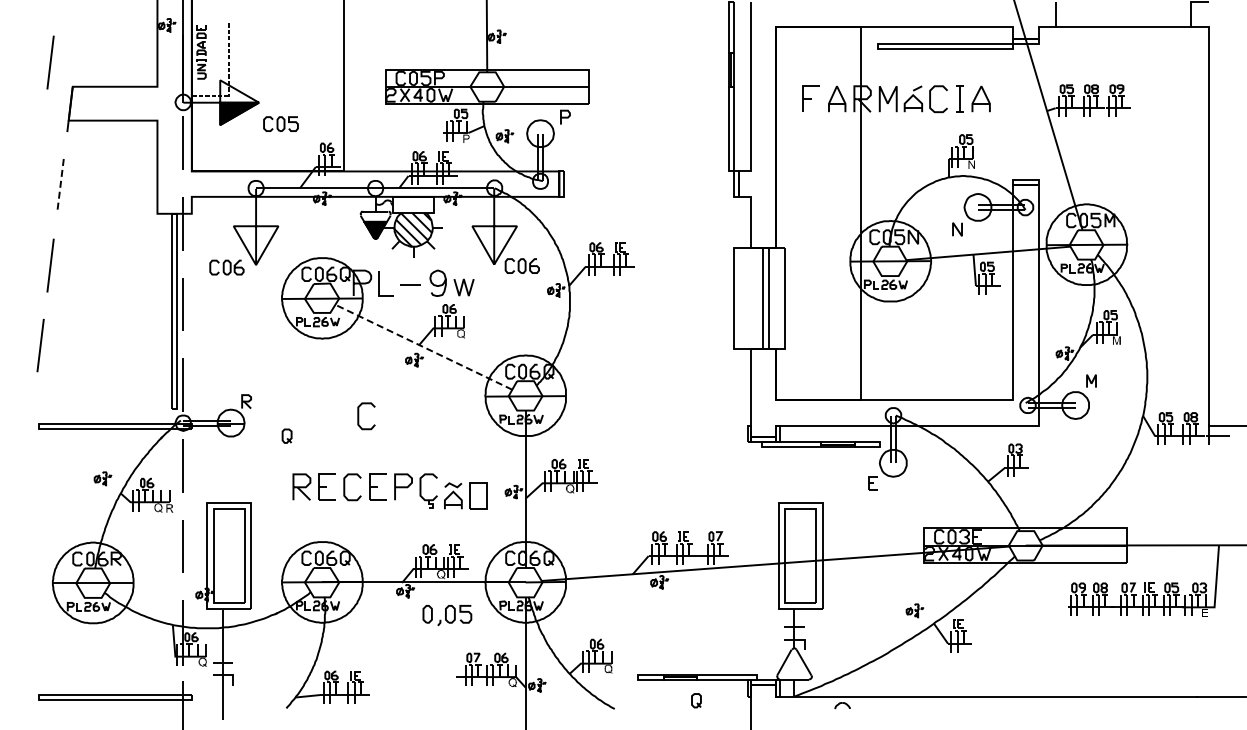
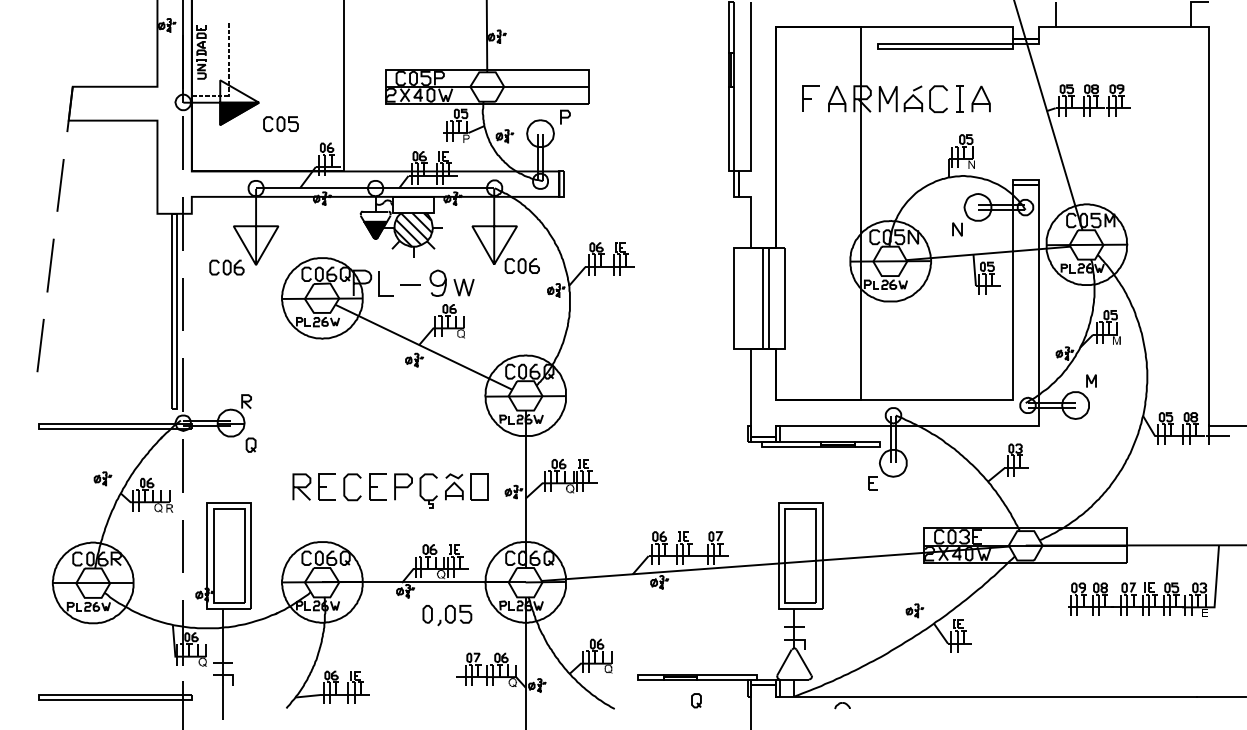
line: present -> none (50, 62)
line: dashed -> solid (60, 185)
line: dashed -> solid (423, 347)
curve: present -> none (359, 416)
curve position: (283, 435) -> (247, 444) (247, 444)
part position: (465, 495) -> (466, 486) (466, 486)
